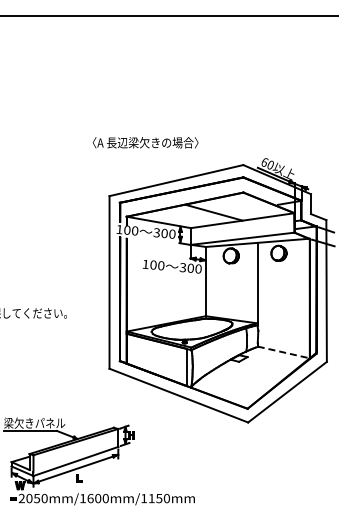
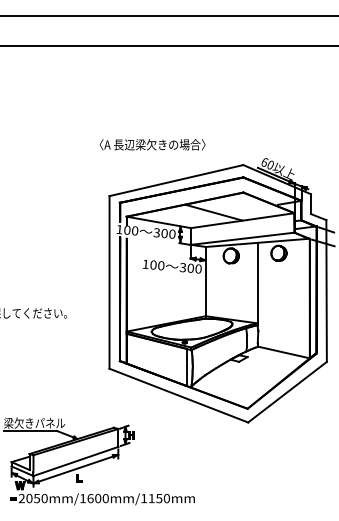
line: none -> present (168, 46)
text position: (145, 142) -> (152, 144) (152, 144)
line: dashed -> solid (283, 352)
